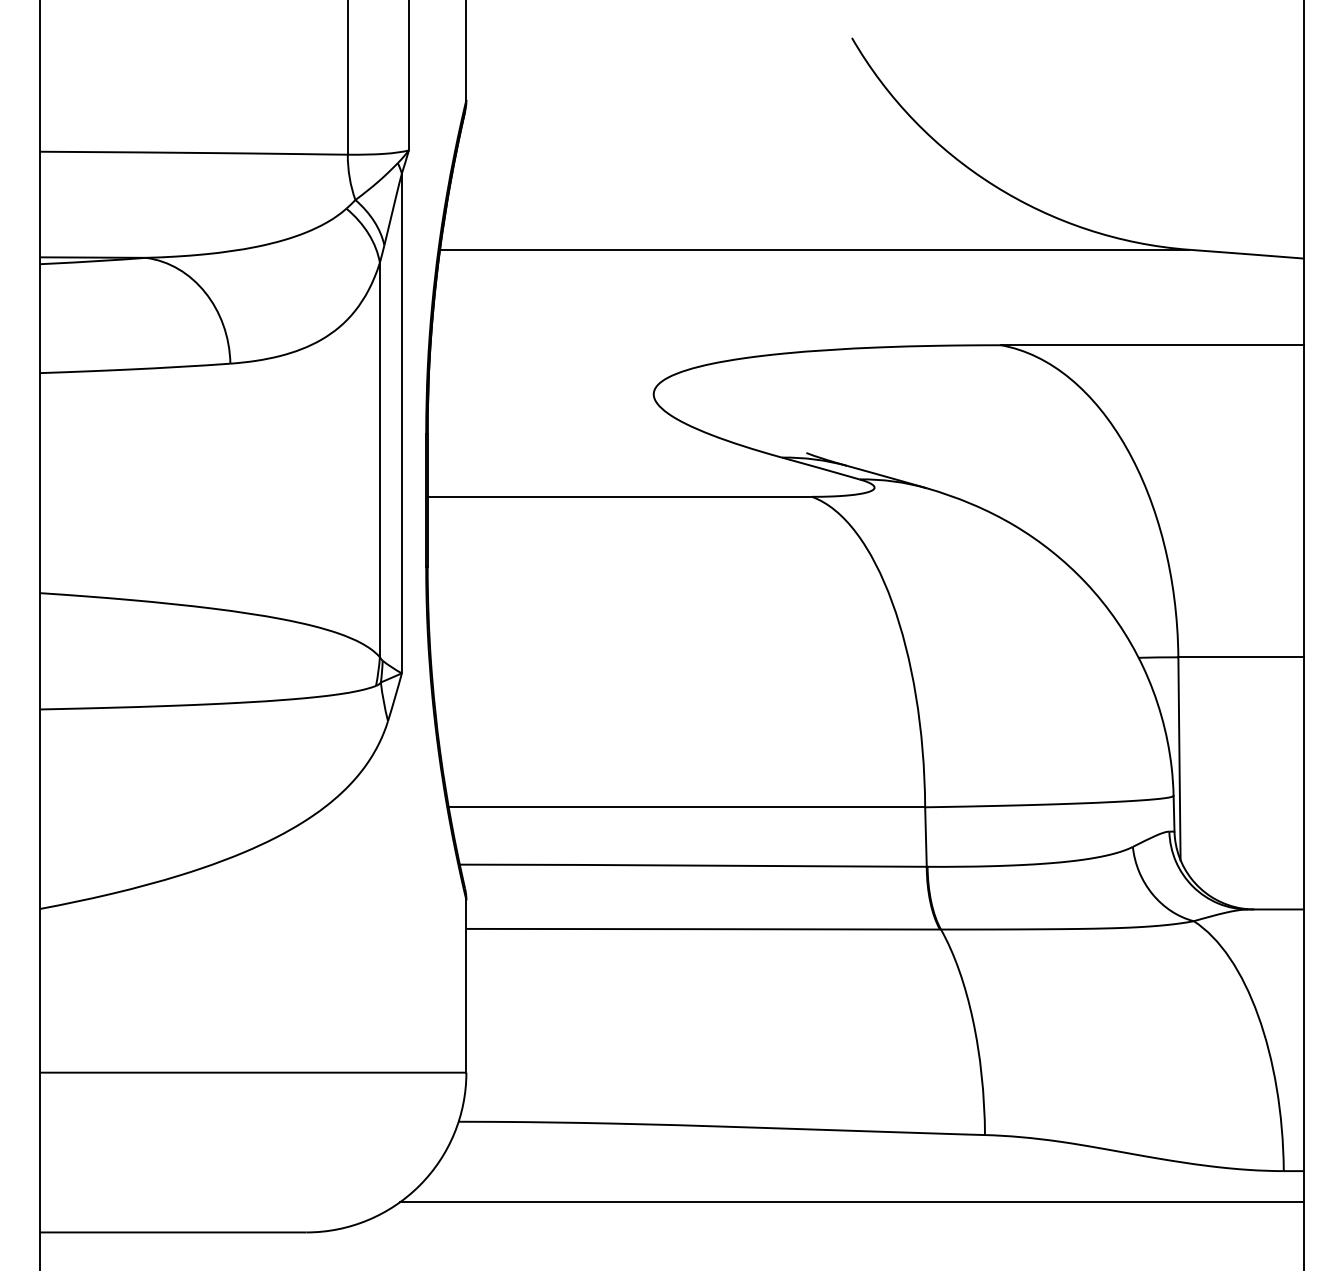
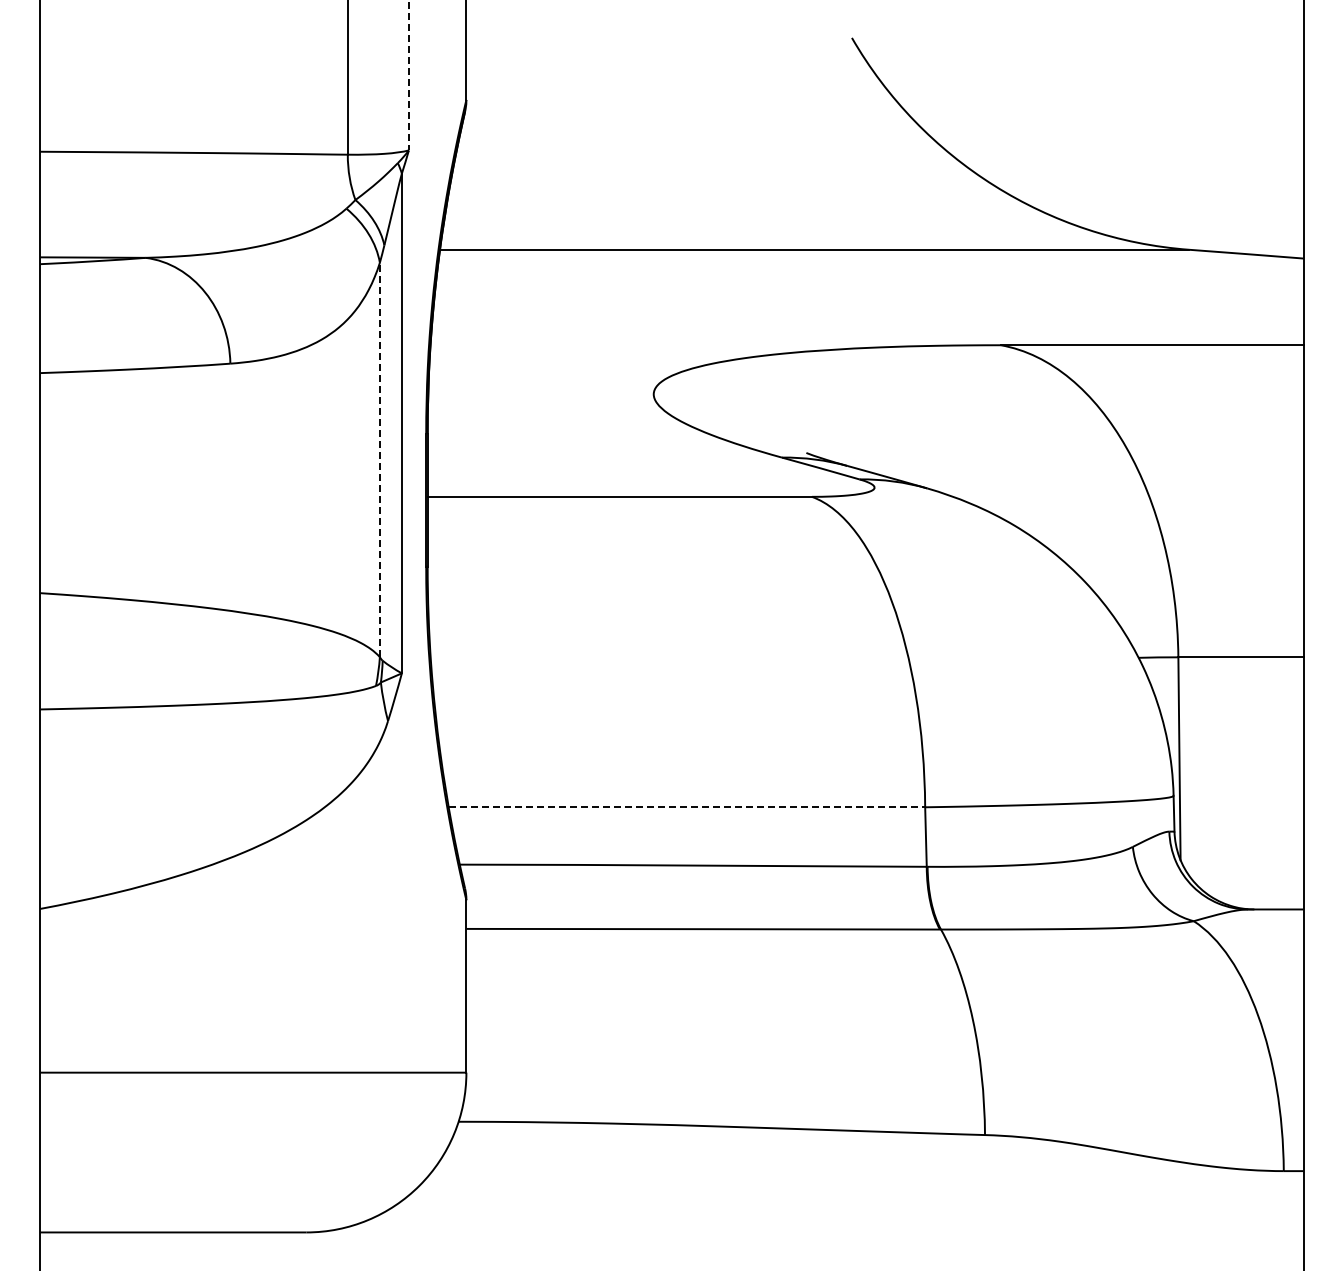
line: solid -> dashed (408, 75)
line: solid -> dashed (379, 459)
line: solid -> dashed (687, 807)
line: present -> none (851, 1202)
